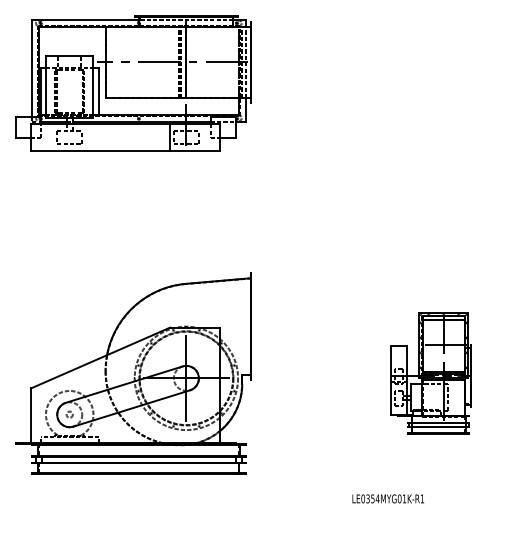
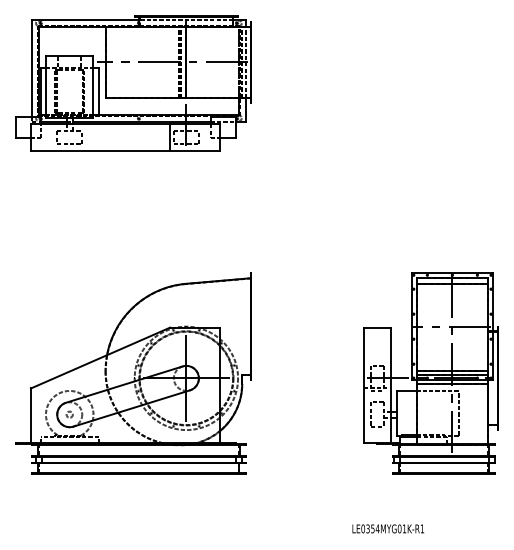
part size: 82x123 px -> 136x203 px (430, 373)
text position: (388, 498) -> (388, 528) (388, 528)
